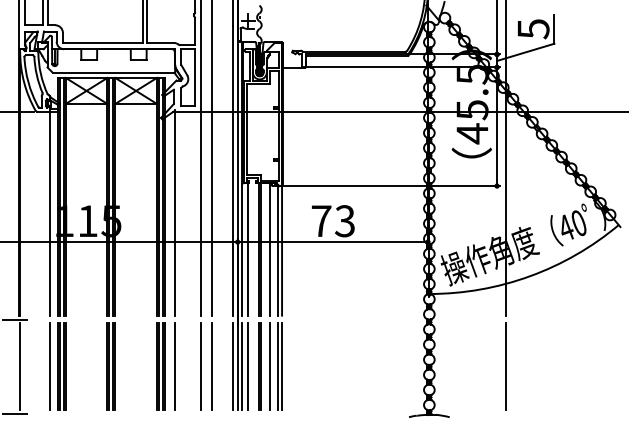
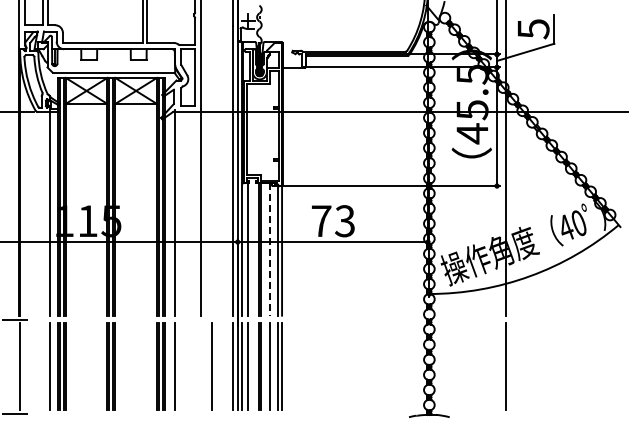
line: present -> none (211, 158)
line: solid -> dashed (269, 250)
line: present -> none (201, 366)
